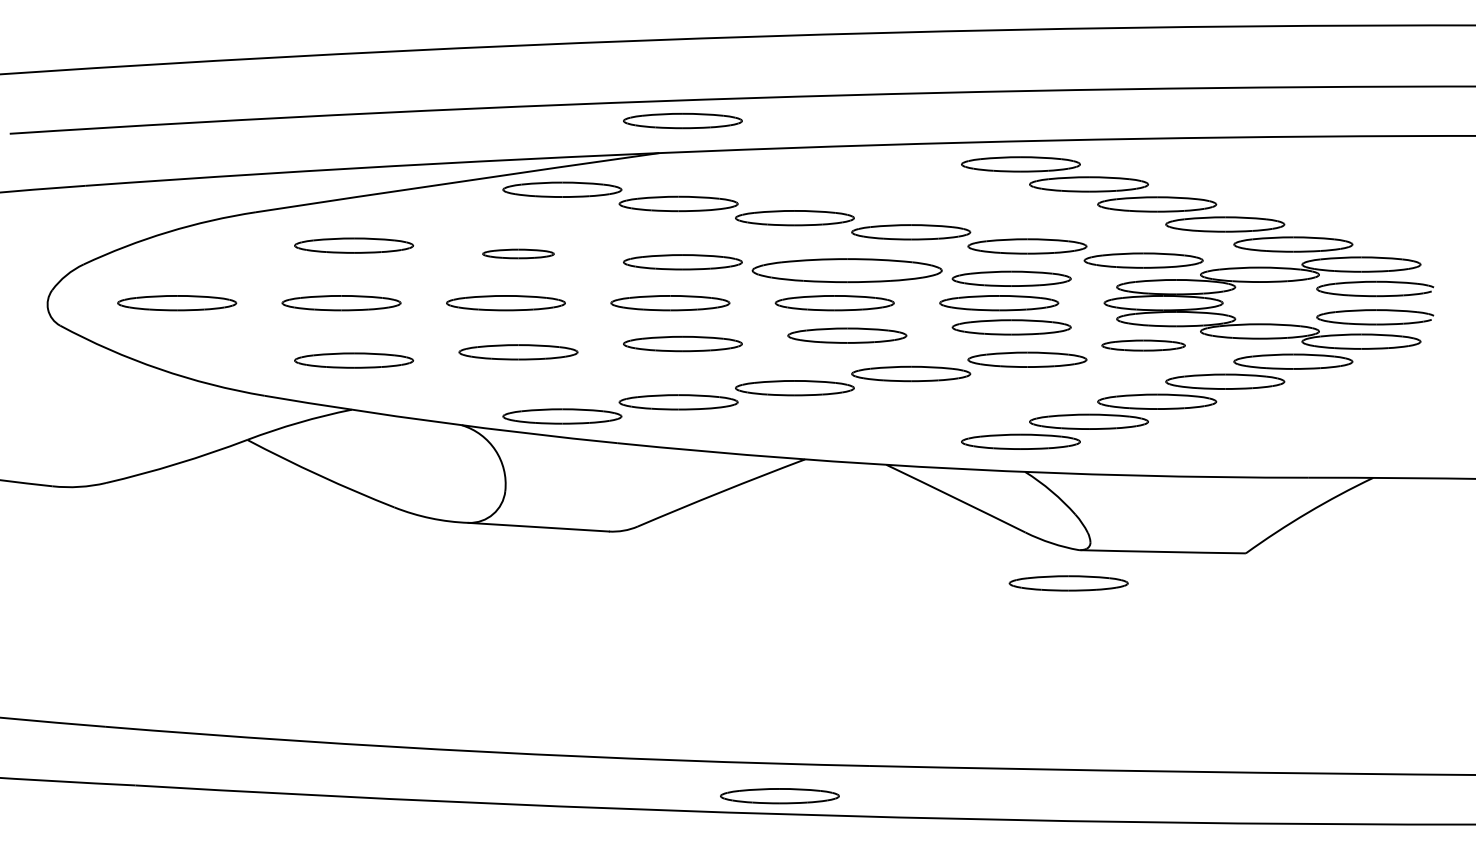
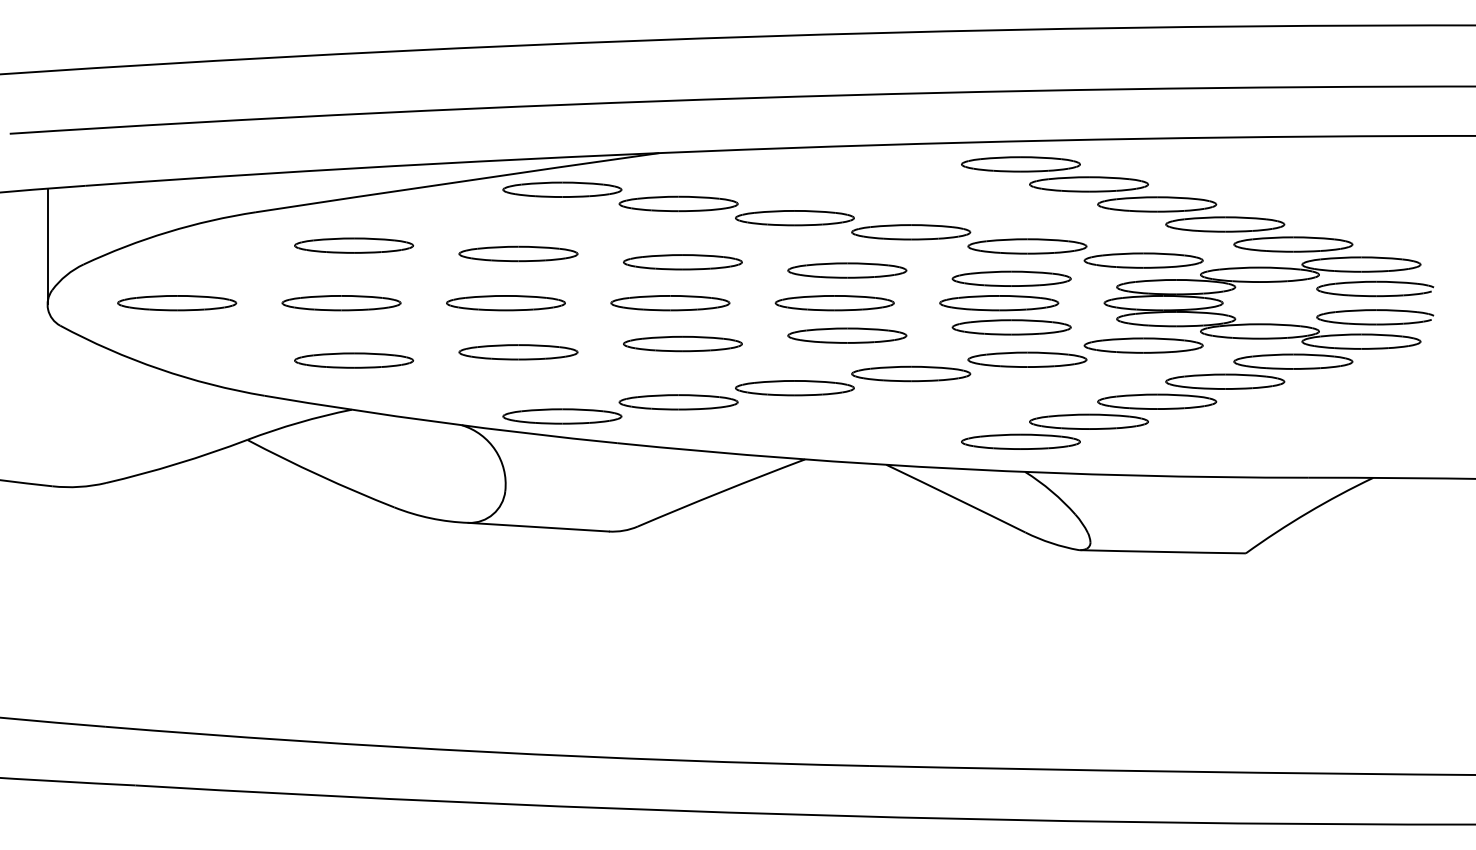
part: present -> none (682, 120)
line: none -> present (47, 246)
part size: 73x12 px -> 121x18 px (518, 253)
part size: 192x26 px -> 121x17 px (847, 270)
part size: 85x13 px -> 121x17 px (1143, 345)
part: present -> none (1068, 583)
part: present -> none (779, 796)
